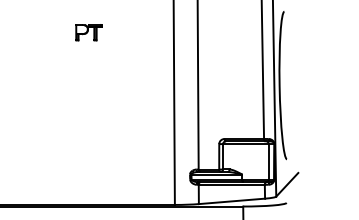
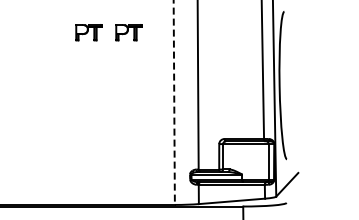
part: none -> present (128, 32)
line: solid -> dashed (174, 103)
